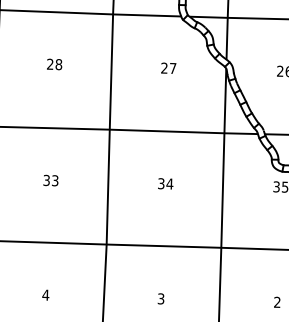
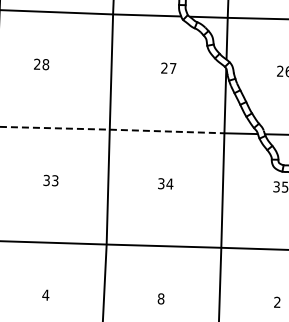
text position: (54, 64) -> (41, 64) (41, 64)
line: solid -> dashed (111, 129)
text: 3 -> 8 (160, 298)
